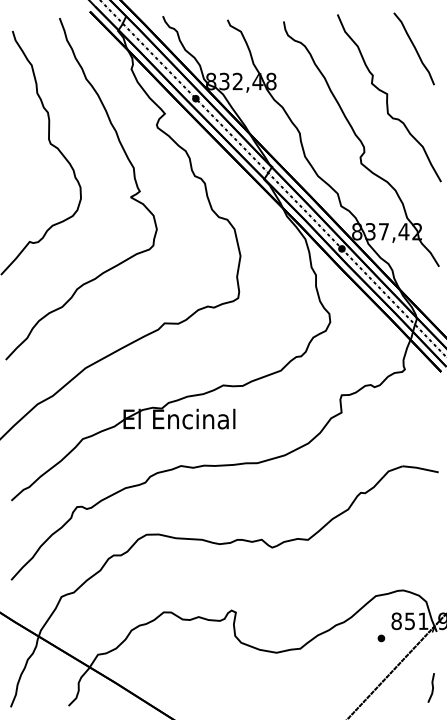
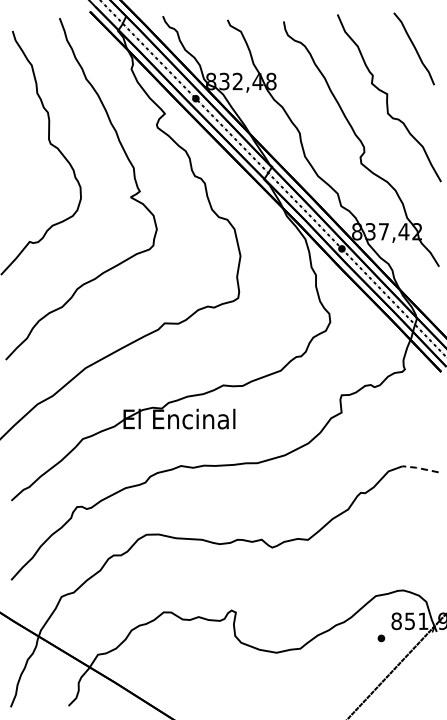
line: solid -> dashed (420, 468)
line: present -> none (432, 687)
